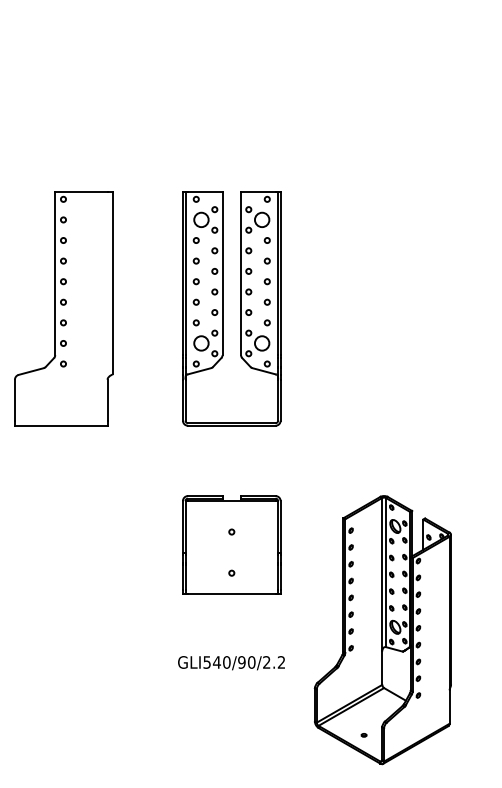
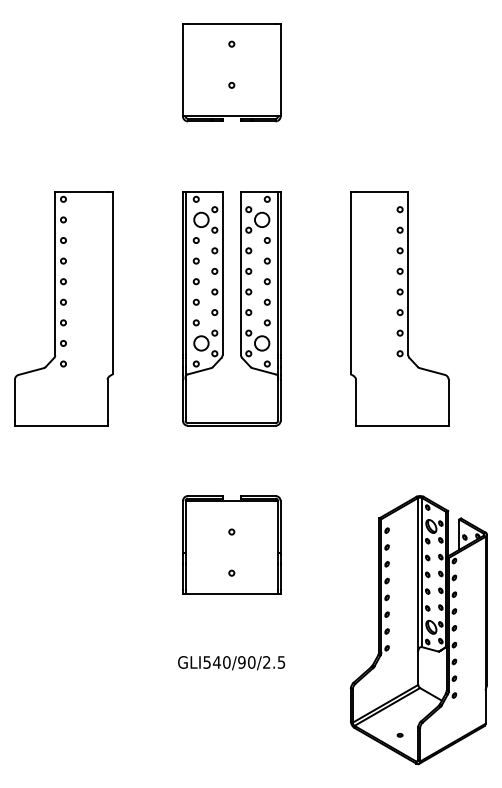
part: none -> present (231, 72)
part: none -> present (399, 308)
part position: (382, 630) -> (418, 630) (418, 630)
text: GLI540/90/2.2 -> GLI540/90/2.5 (281, 662)
